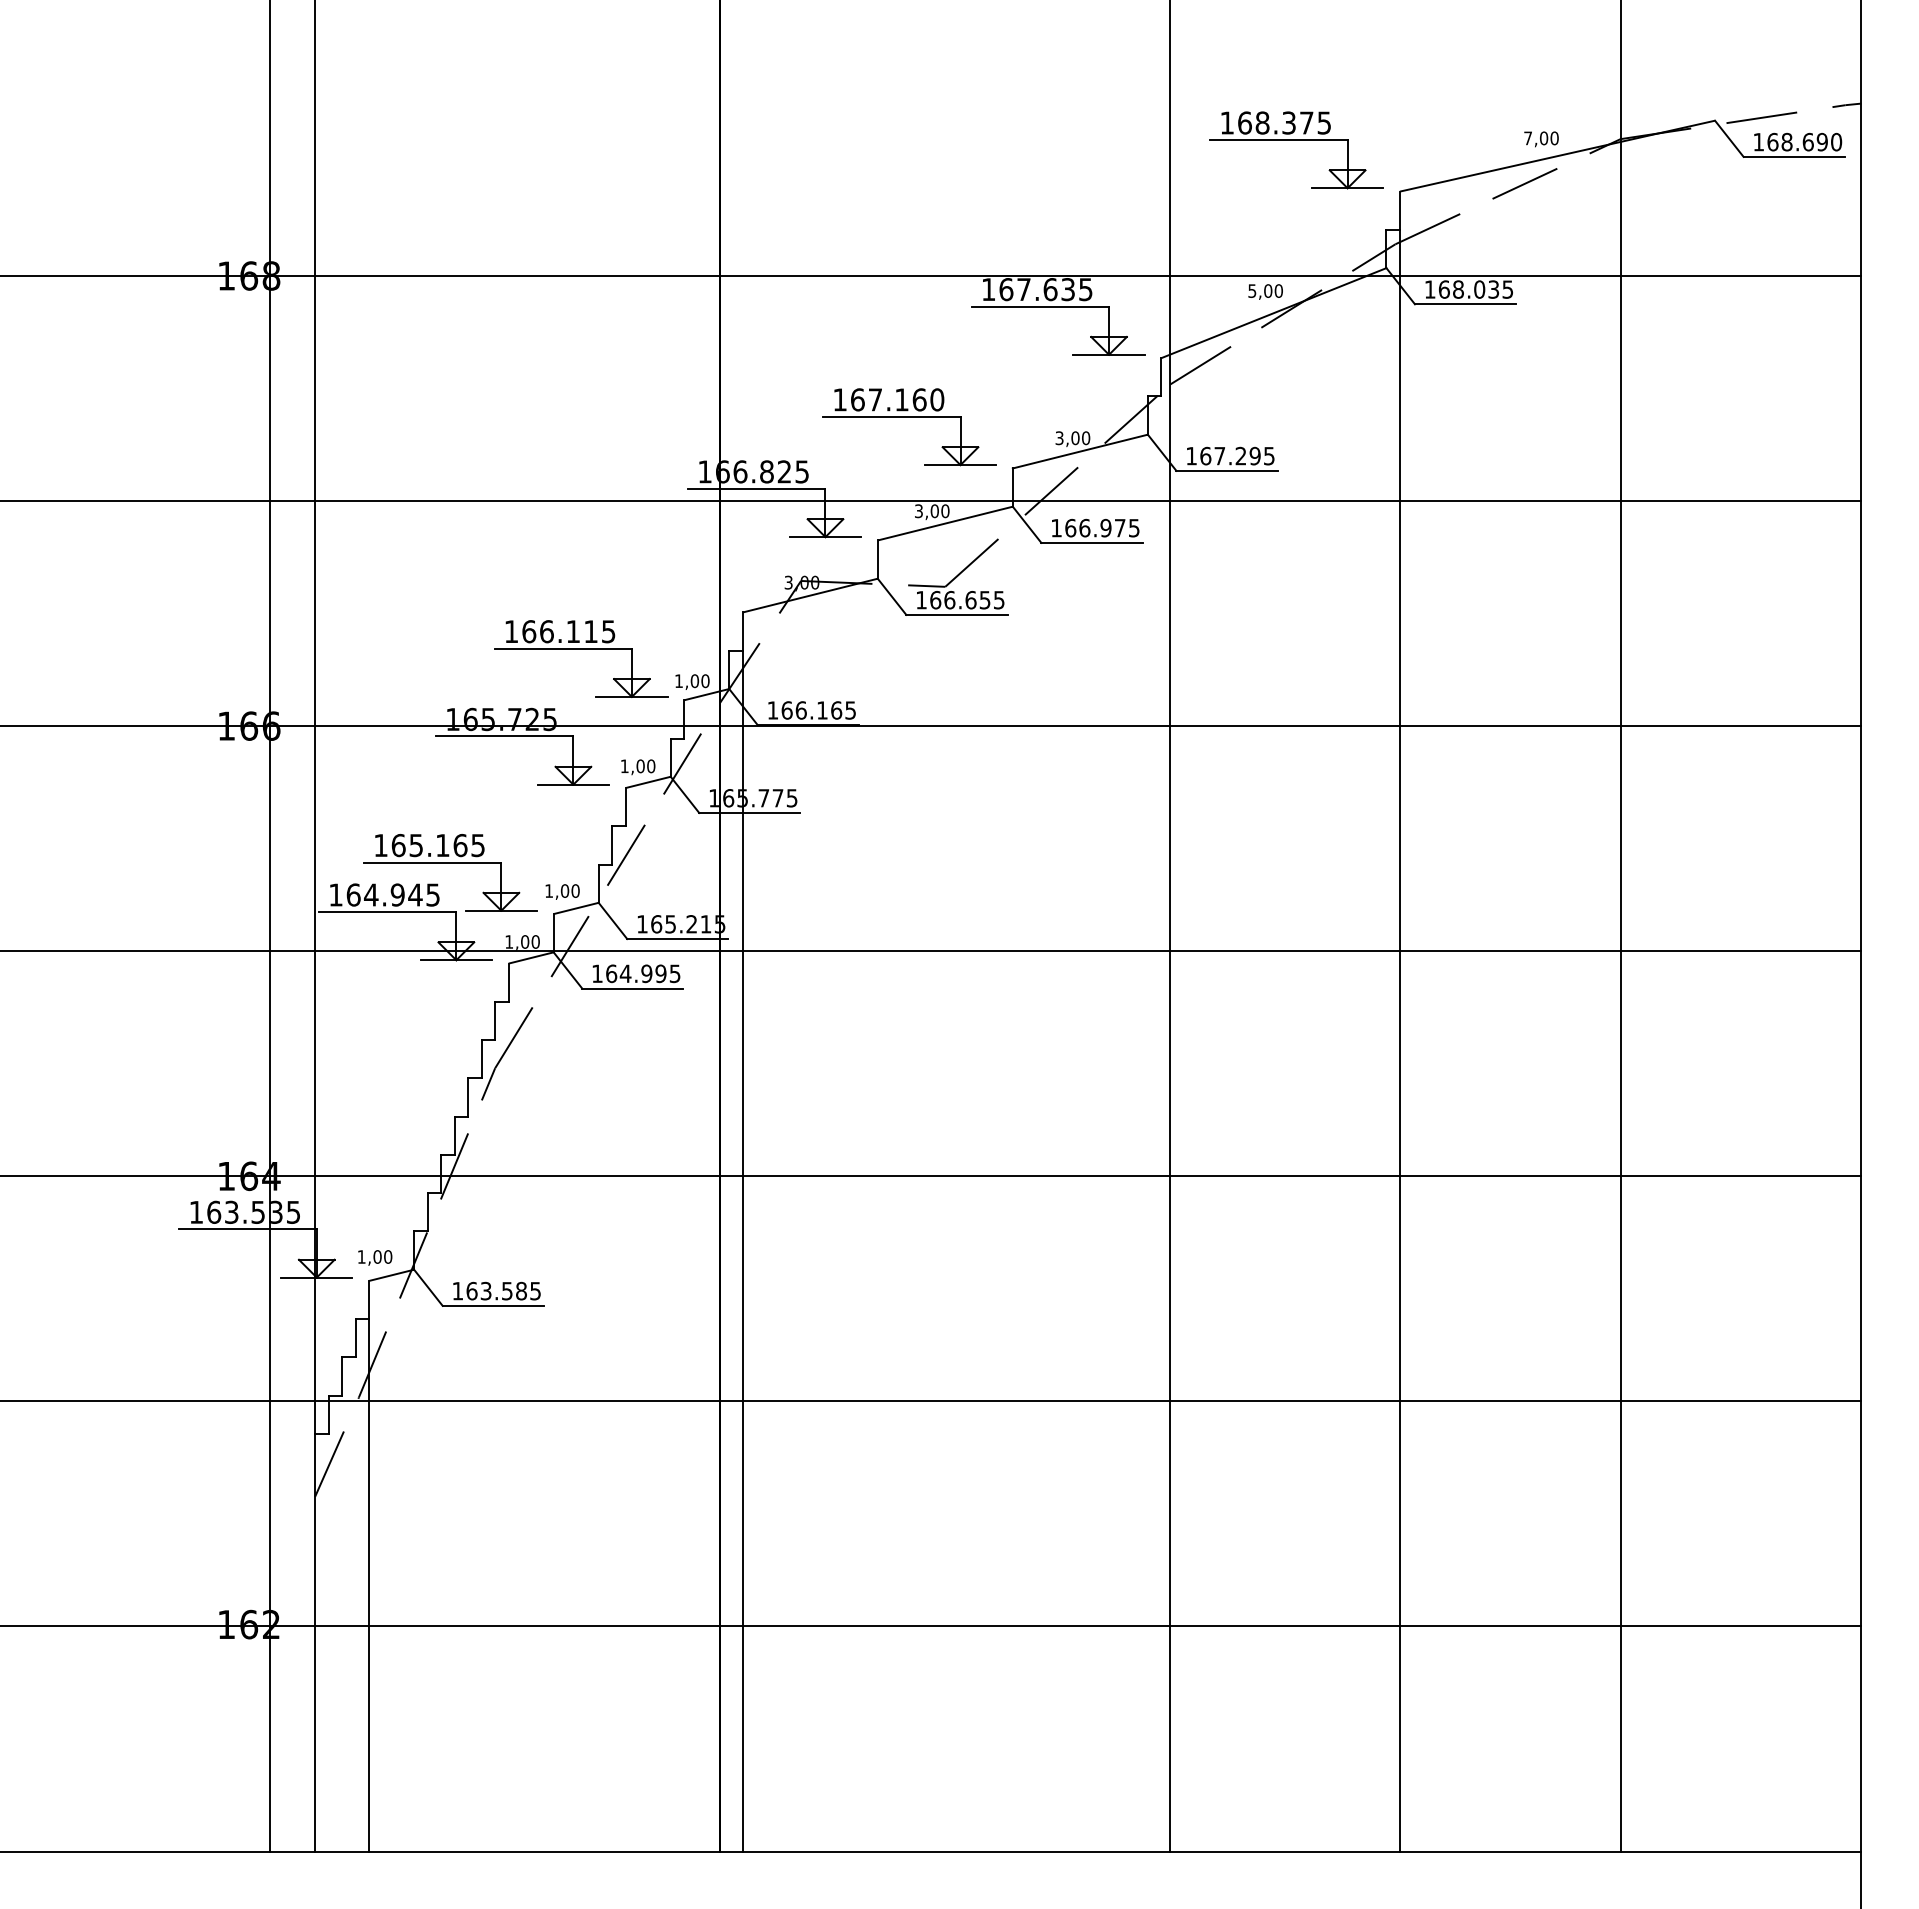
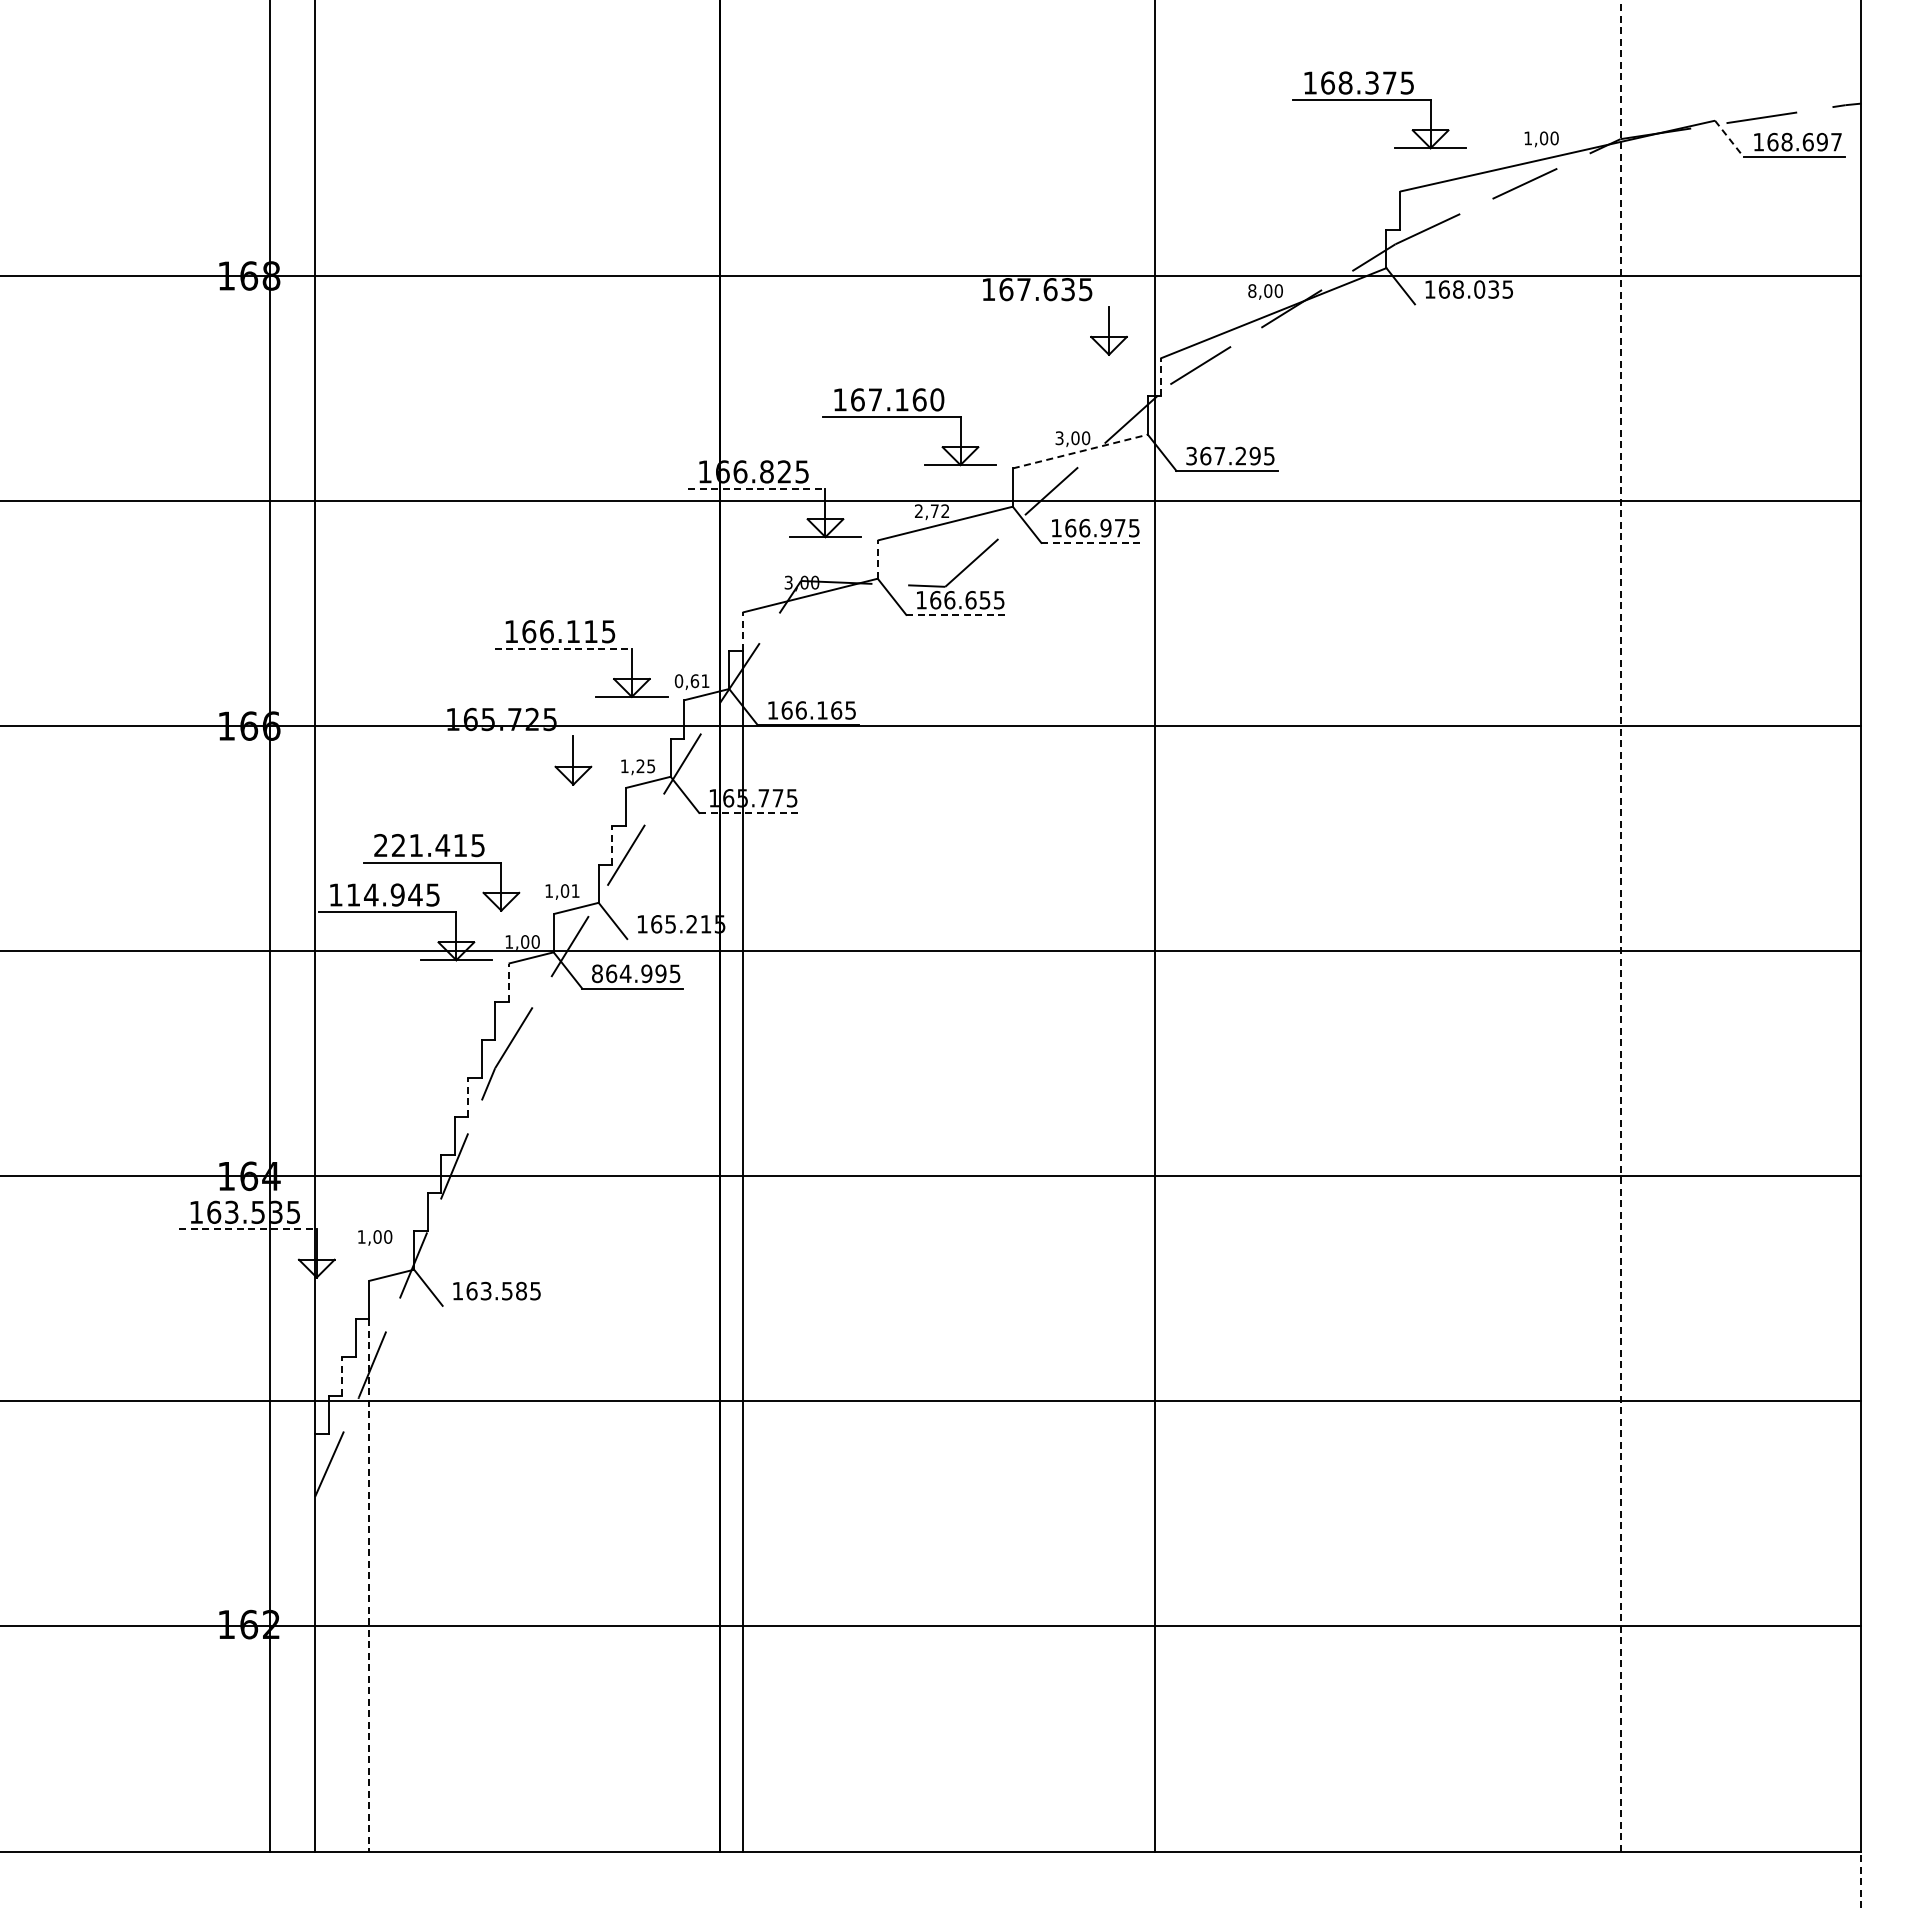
text: 7,00 -> 1,00 (1527, 138)
line: solid -> dashed (1729, 139)
part position: (1296, 140) -> (1379, 100) (1379, 100)
text: 168.690 -> 168.697 (1836, 141)
text: 5,00 -> 8,00 (1252, 290)
line: present -> none (1465, 304)
line: present -> none (1040, 306)
line: present -> none (1108, 354)
line: solid -> dashed (1161, 376)
line: solid -> dashed (1080, 451)
text: 167.295 -> 367.295 (1191, 455)
line: solid -> dashed (756, 488)
text: 3,00 -> 2,72 (932, 511)
line: solid -> dashed (1091, 542)
line: solid -> dashed (877, 559)
line: solid -> dashed (956, 614)
line: solid -> dashed (742, 631)
line: solid -> dashed (563, 648)
text: 1,00 -> 0,61 (691, 681)
line: present -> none (504, 736)
text: 1,00 -> 1,25 (645, 766)
line: present -> none (573, 784)
line: solid -> dashed (749, 812)
line: solid -> dashed (612, 844)
text: 165.165 -> 221.415 (420, 845)
text: 1,00 -> 1,01 (575, 890)
text: 164.945 -> 114.945 (353, 894)
line: present -> none (501, 910)
line: solid -> dashed (1620, 925)
line position: (1170, 926) -> (1155, 926) (1155, 926)
line: present -> none (677, 939)
text: 164.995 -> 864.995 (597, 973)
line: solid -> dashed (508, 982)
line: present -> none (1399, 1040)
line: solid -> dashed (468, 1097)
line: solid -> dashed (248, 1229)
text position: (375, 1257) -> (375, 1237) (375, 1237)
line: present -> none (316, 1277)
line: present -> none (492, 1305)
line: solid -> dashed (342, 1376)
line: solid -> dashed (369, 1585)
line: solid -> dashed (1861, 1879)
